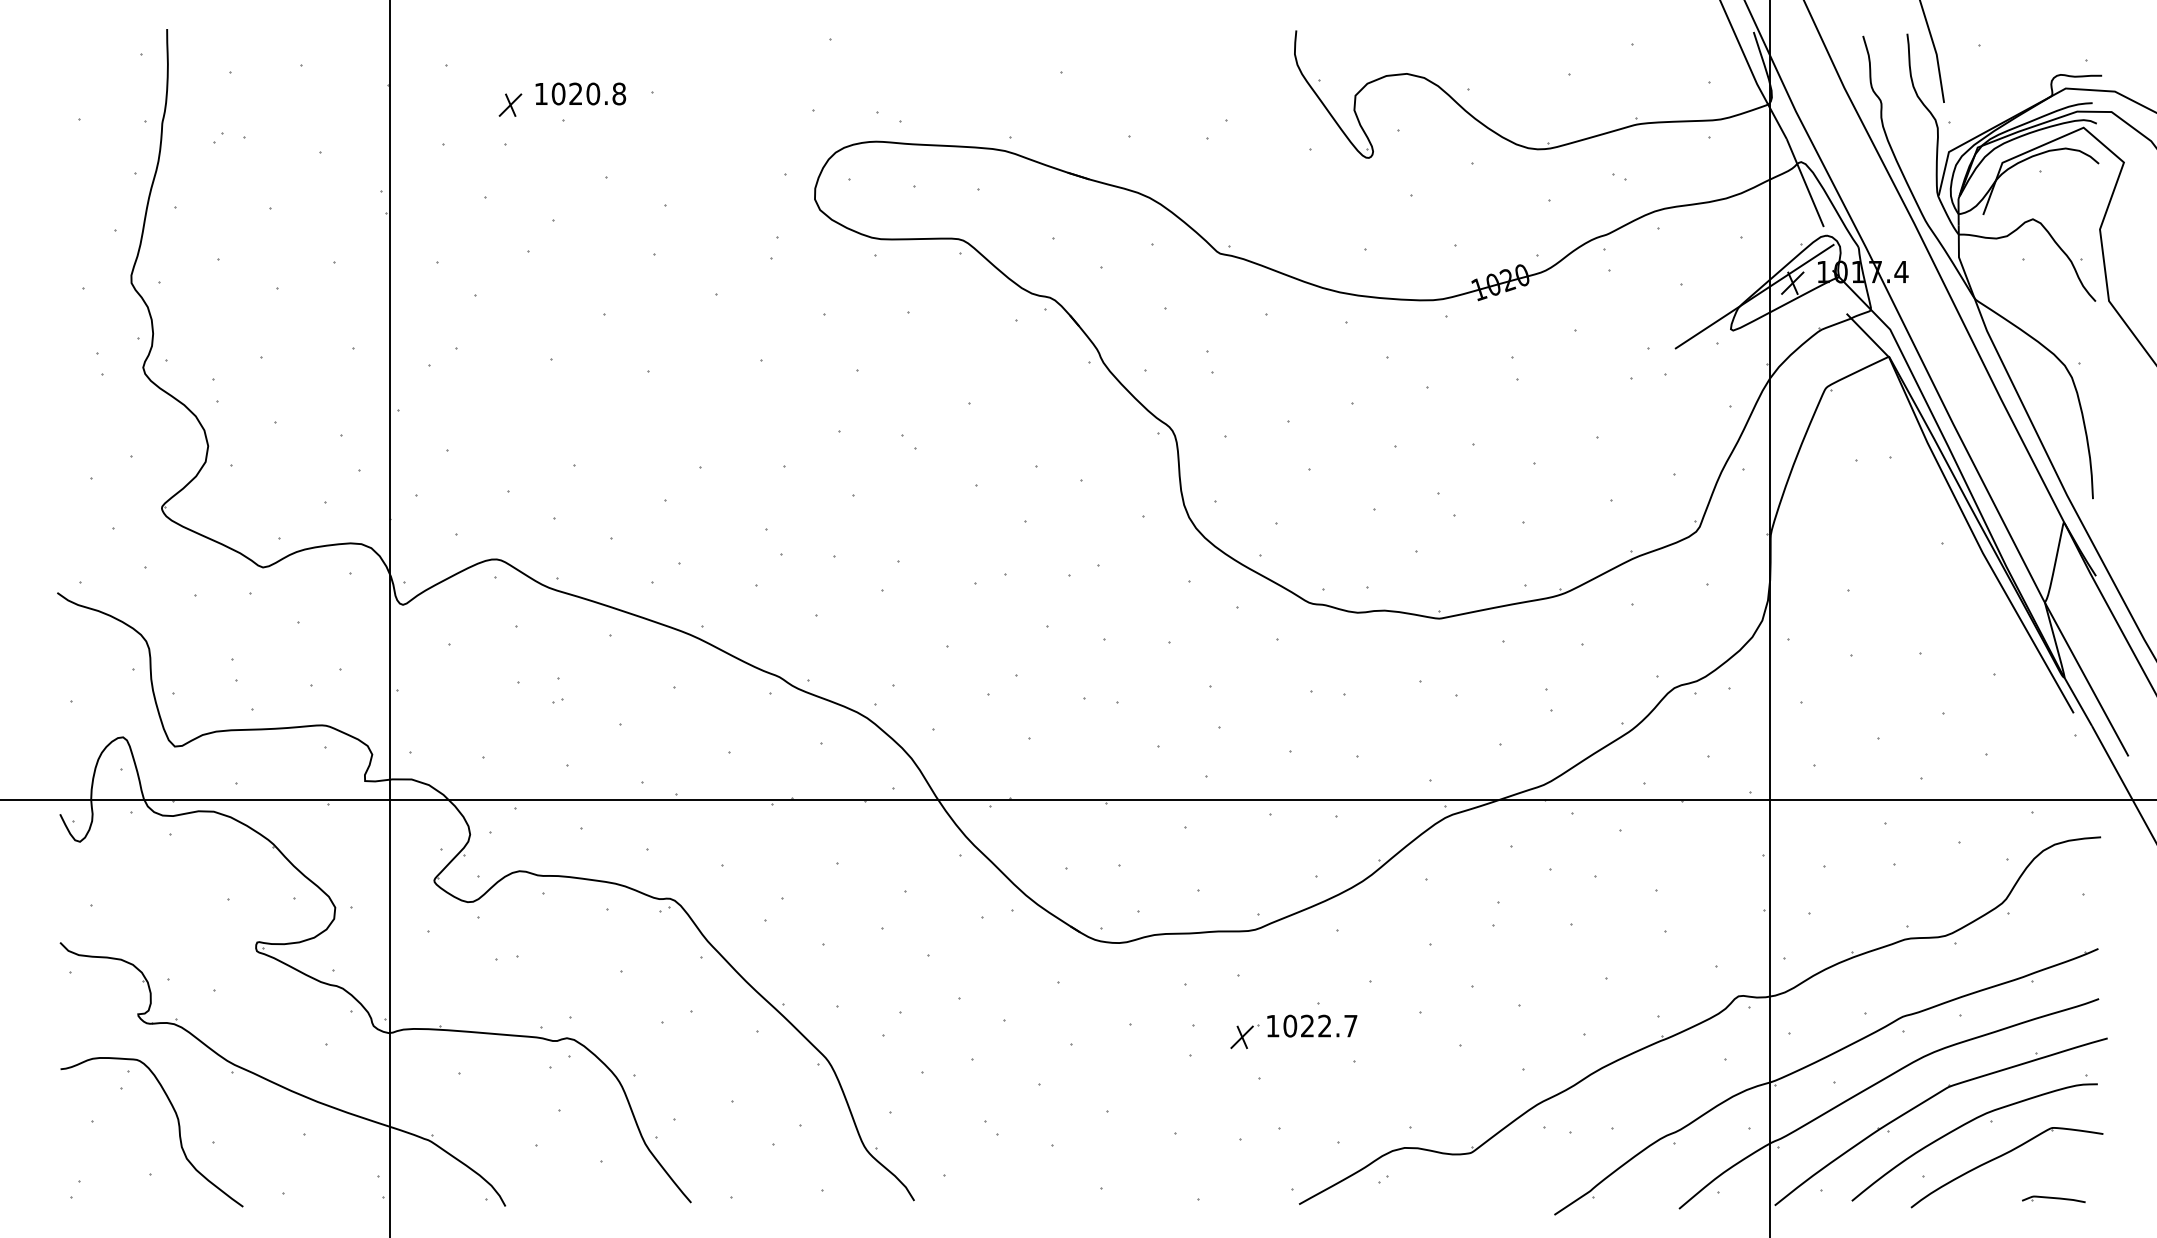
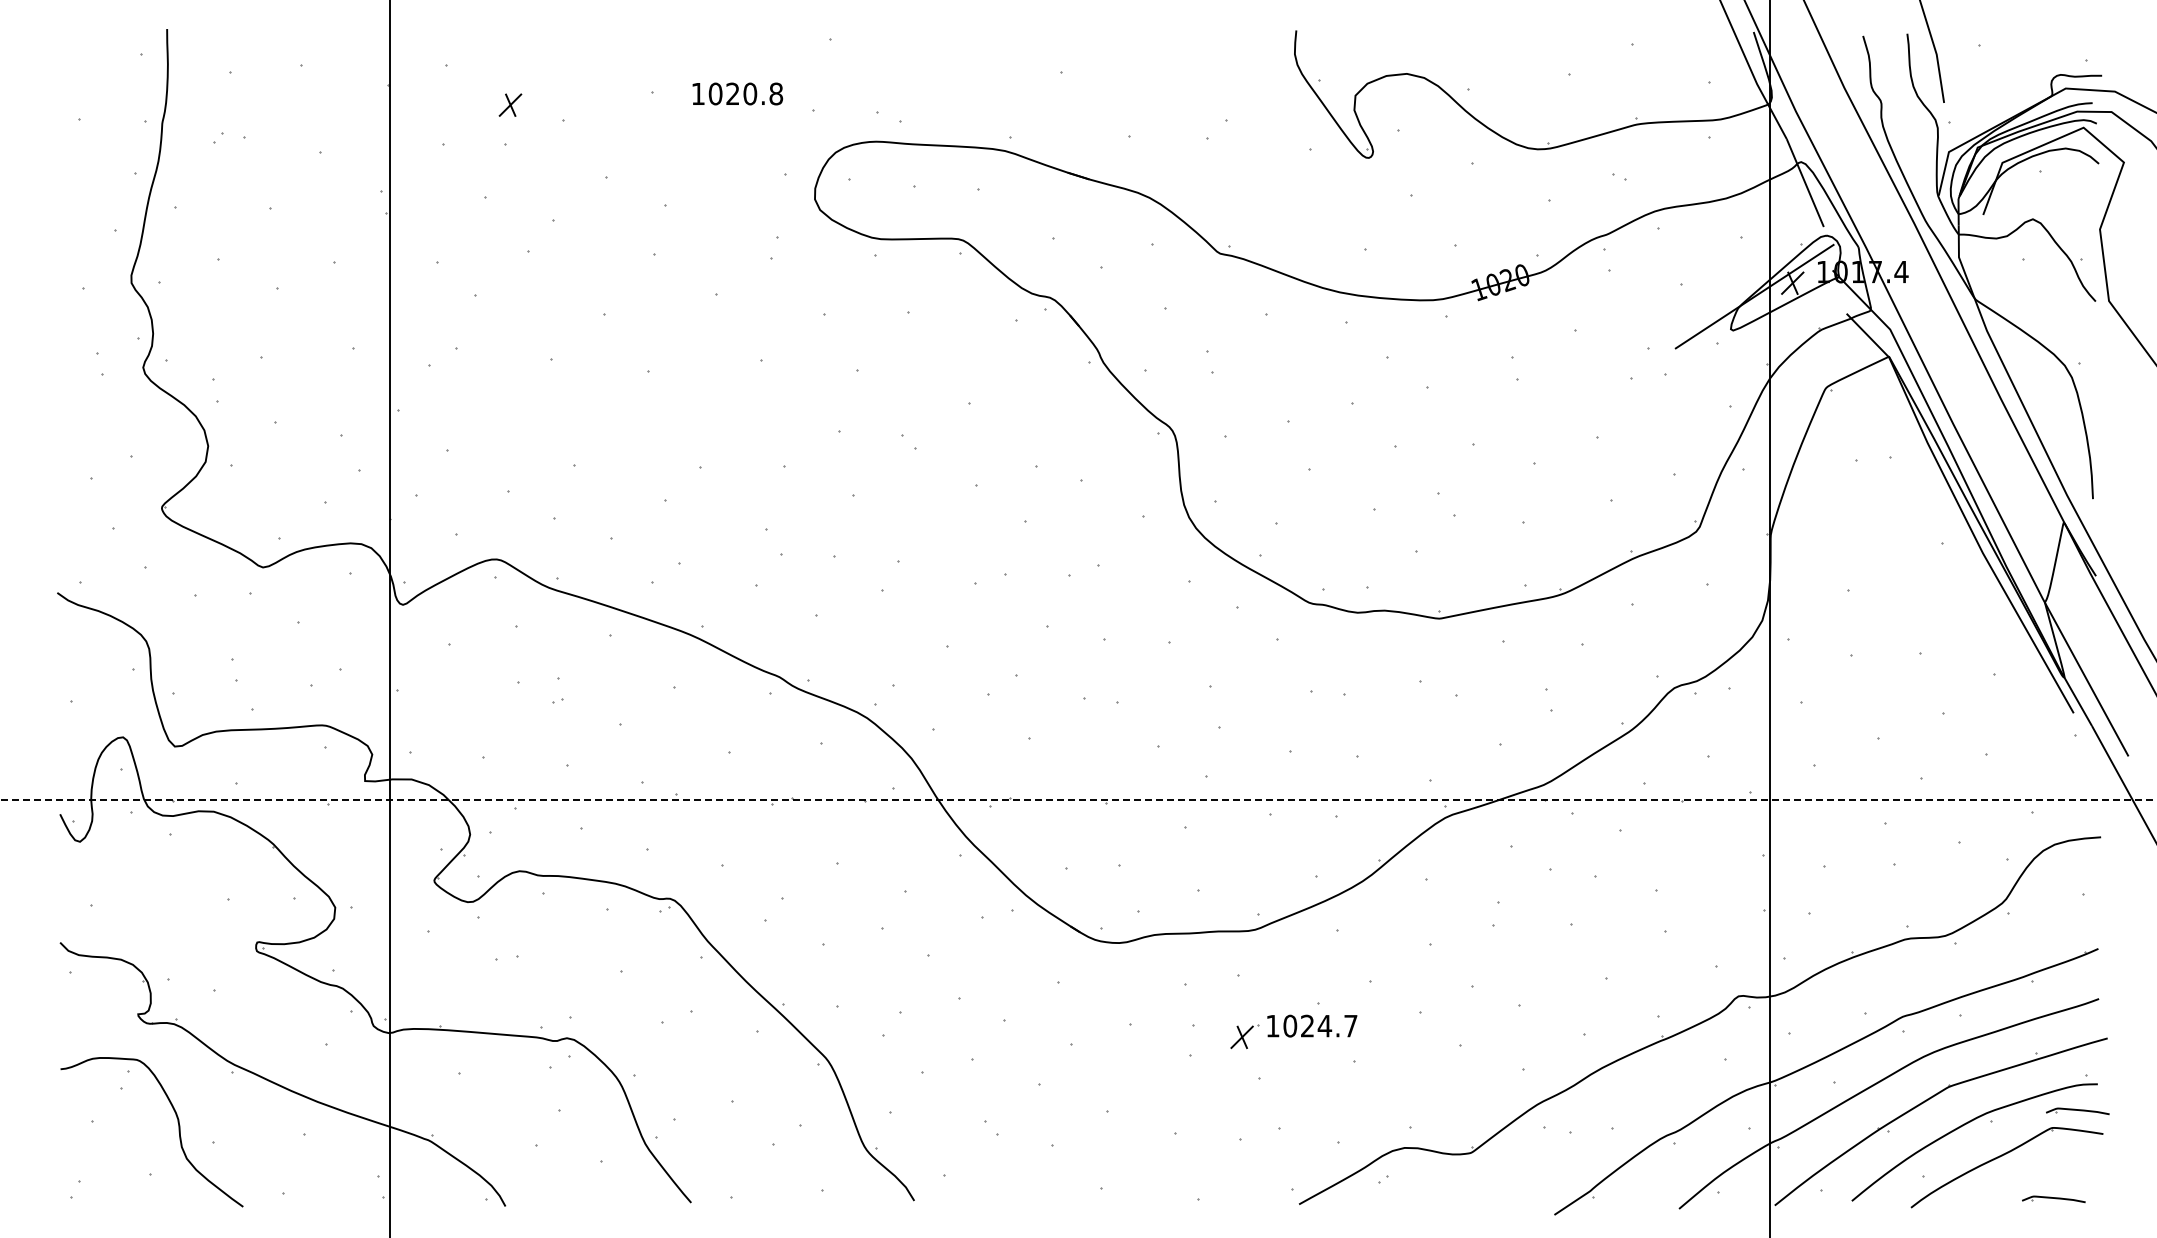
text position: (580, 93) -> (737, 93) (737, 93)
line: solid -> dashed (1078, 800)
text: 1022.7 -> 1024.7 (1324, 1025)
part: none -> present (2077, 1111)
